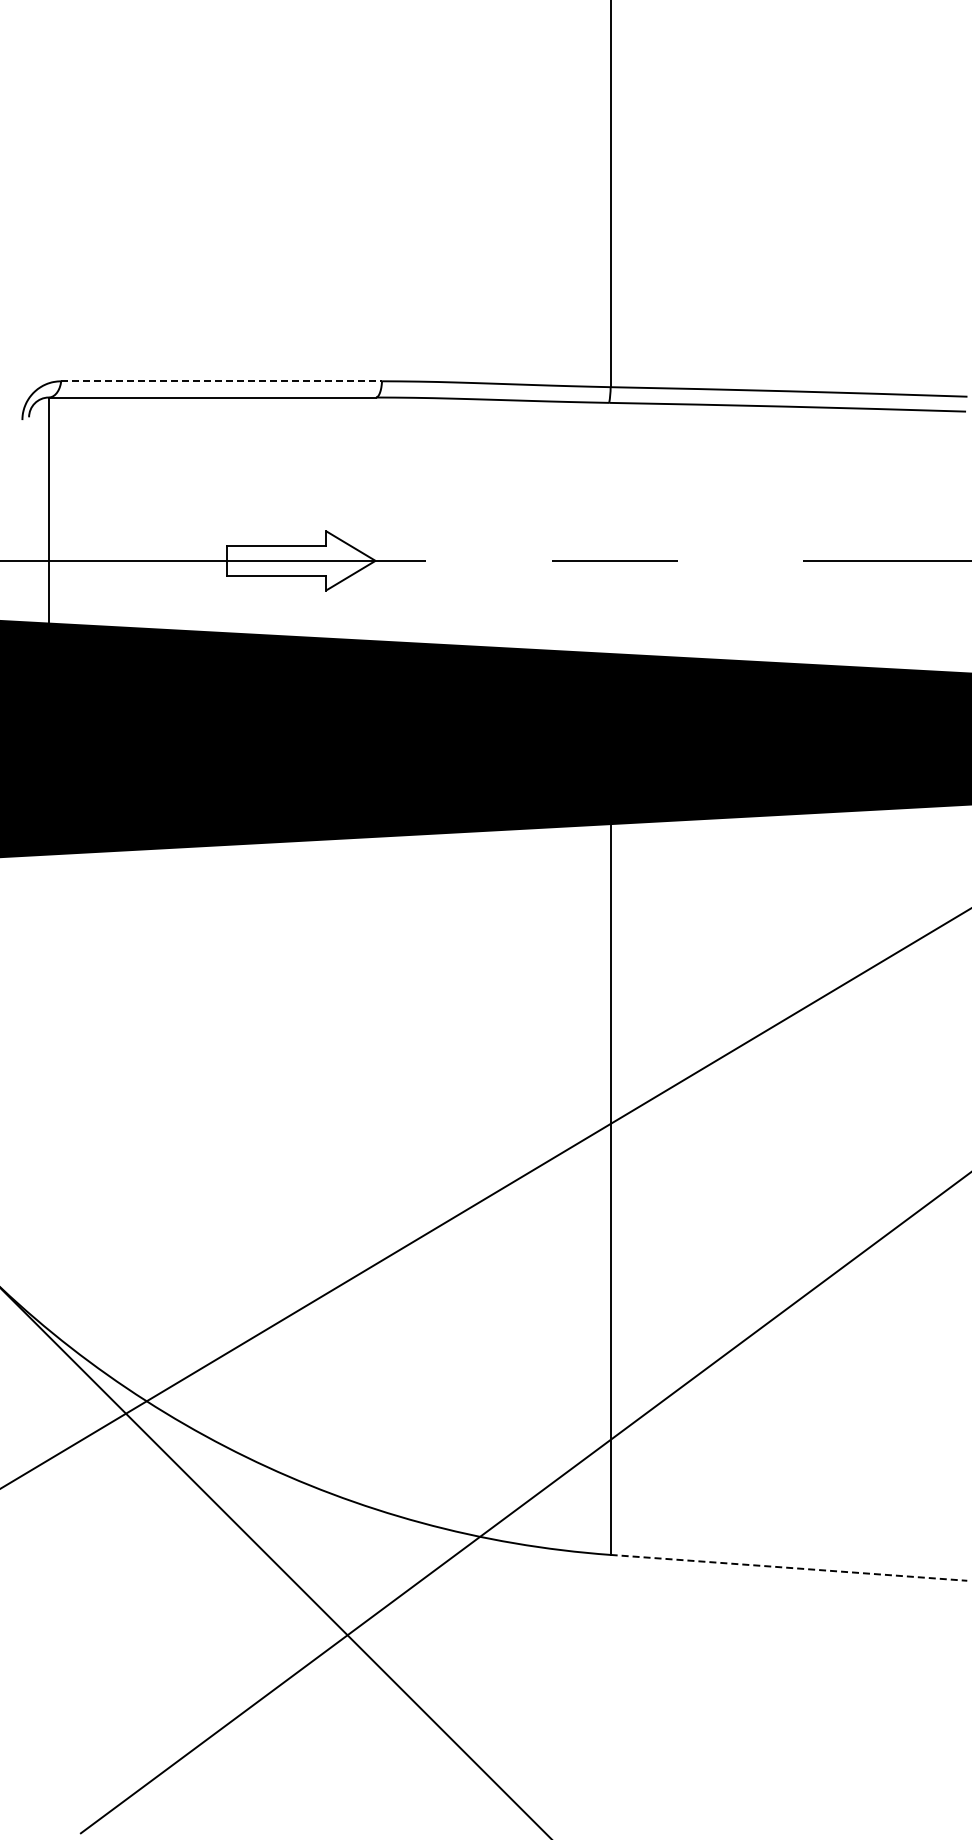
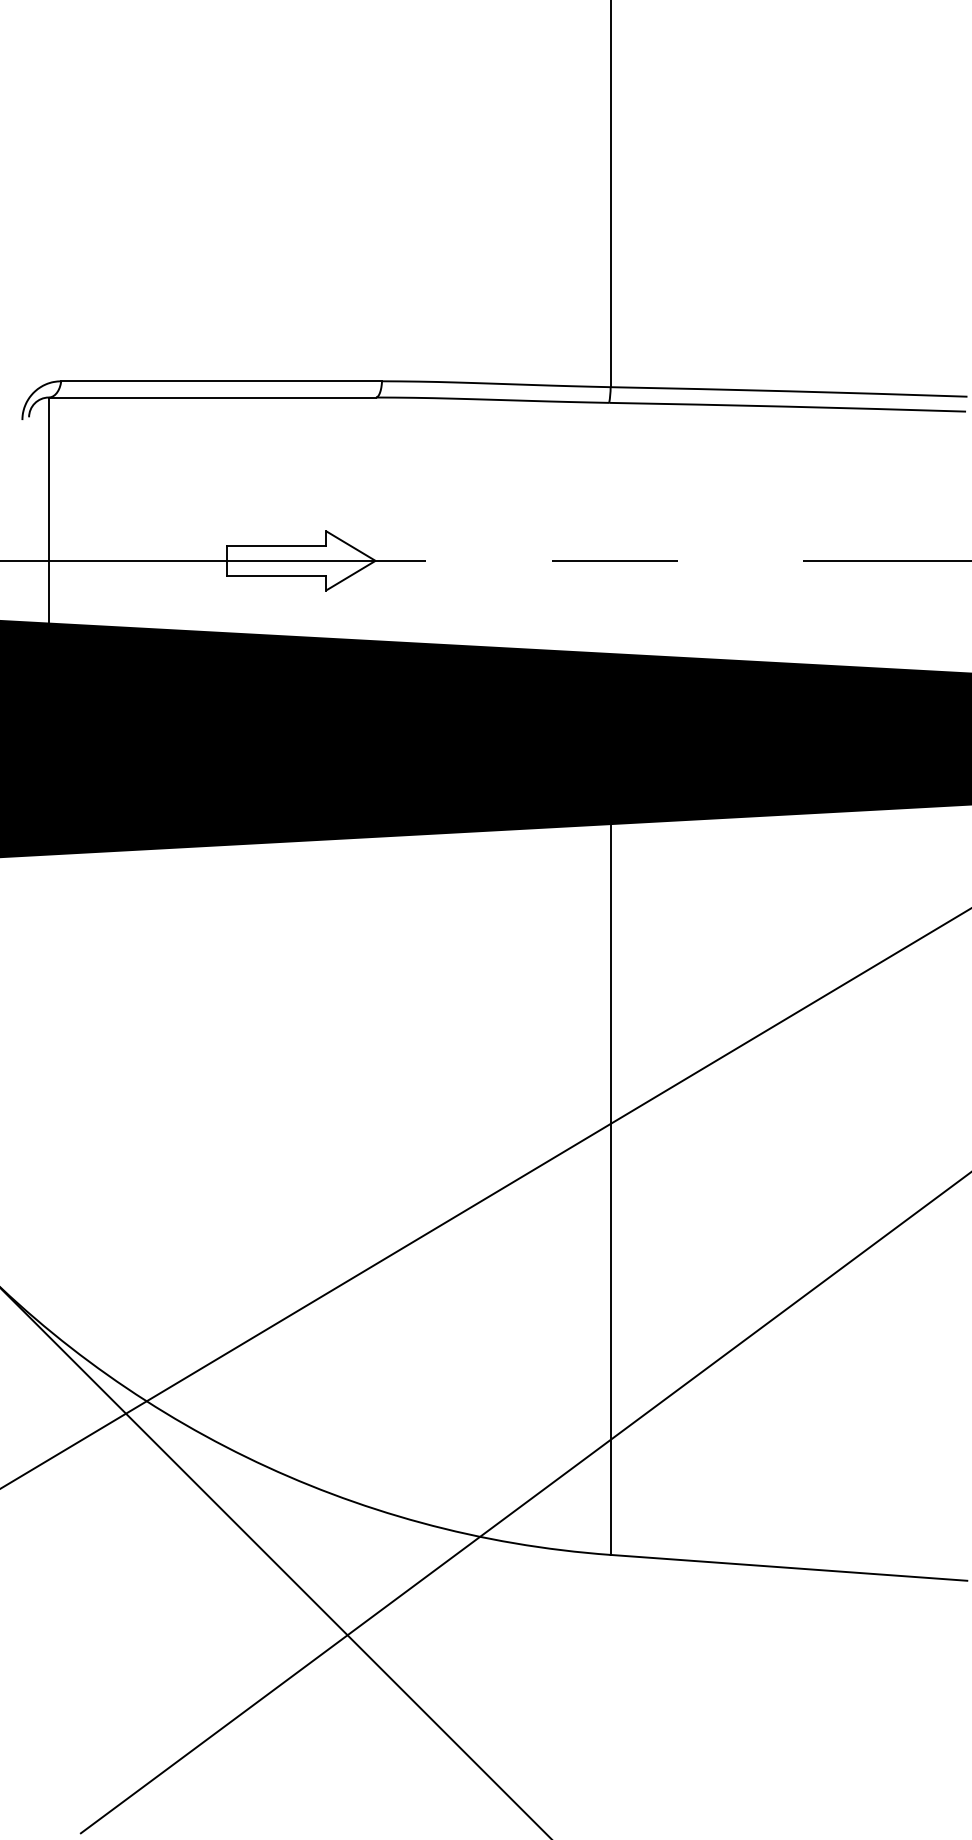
line: dashed -> solid (222, 381)
line: dashed -> solid (788, 1567)
